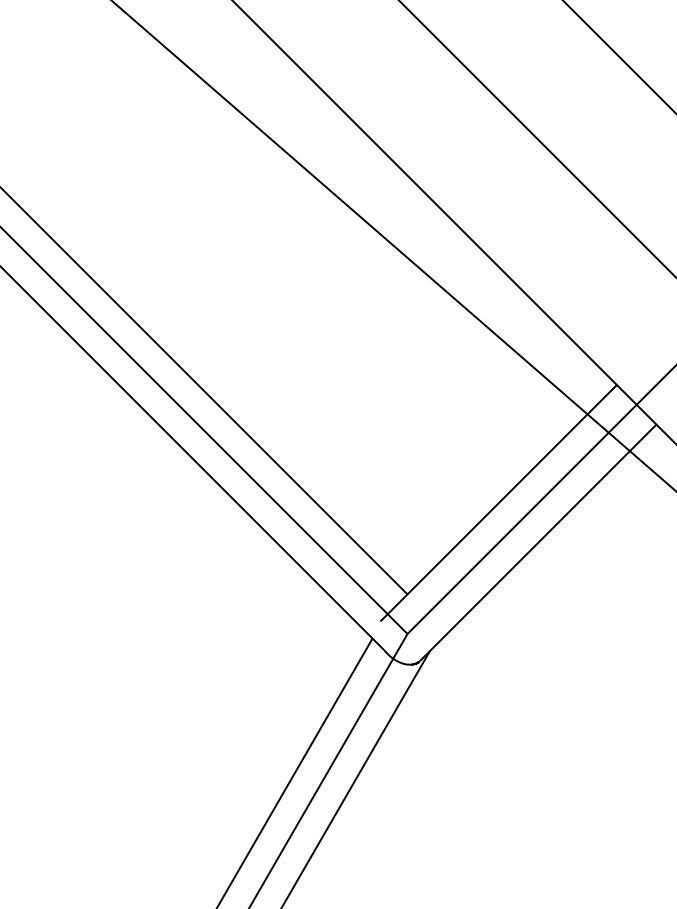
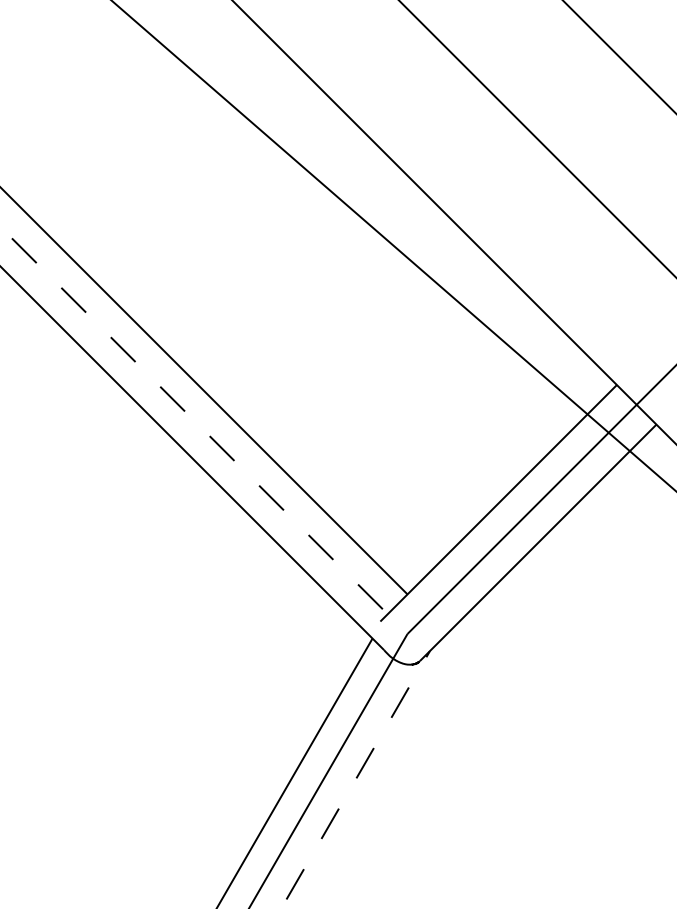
line: solid -> dashed (203, 430)
line: solid -> dashed (355, 779)
